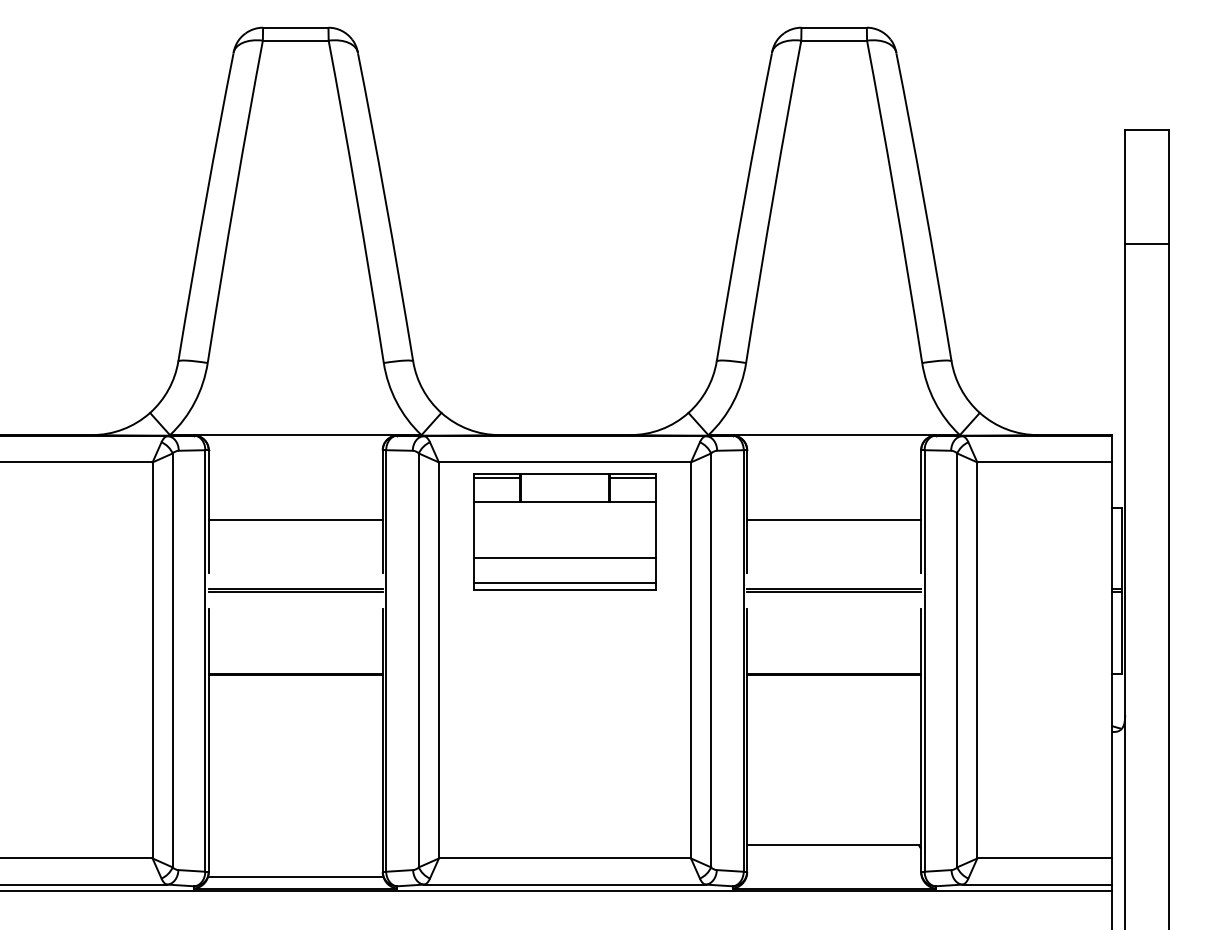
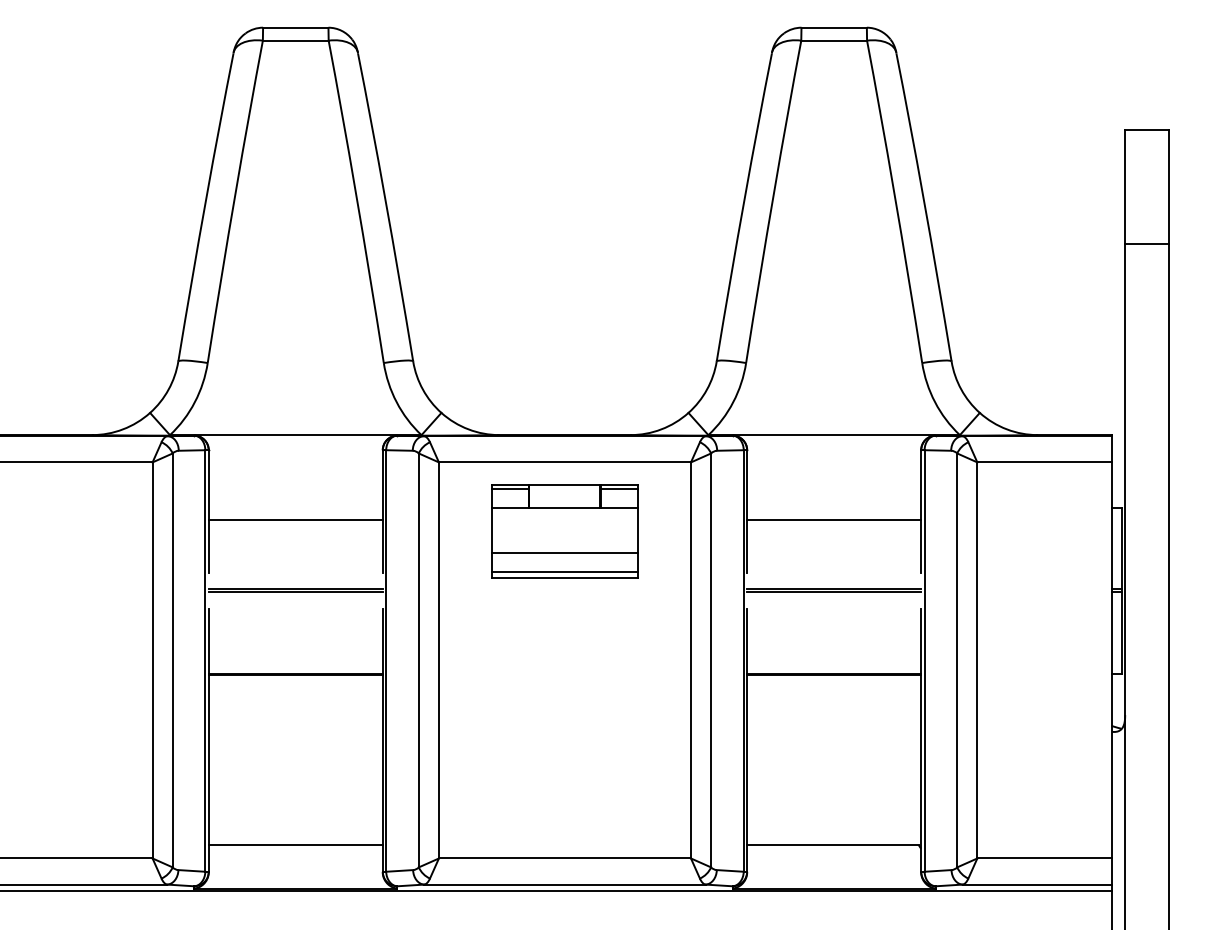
part size: 184x118 px -> 148x95 px (564, 531)
line position: (295, 876) -> (295, 844) (295, 844)
